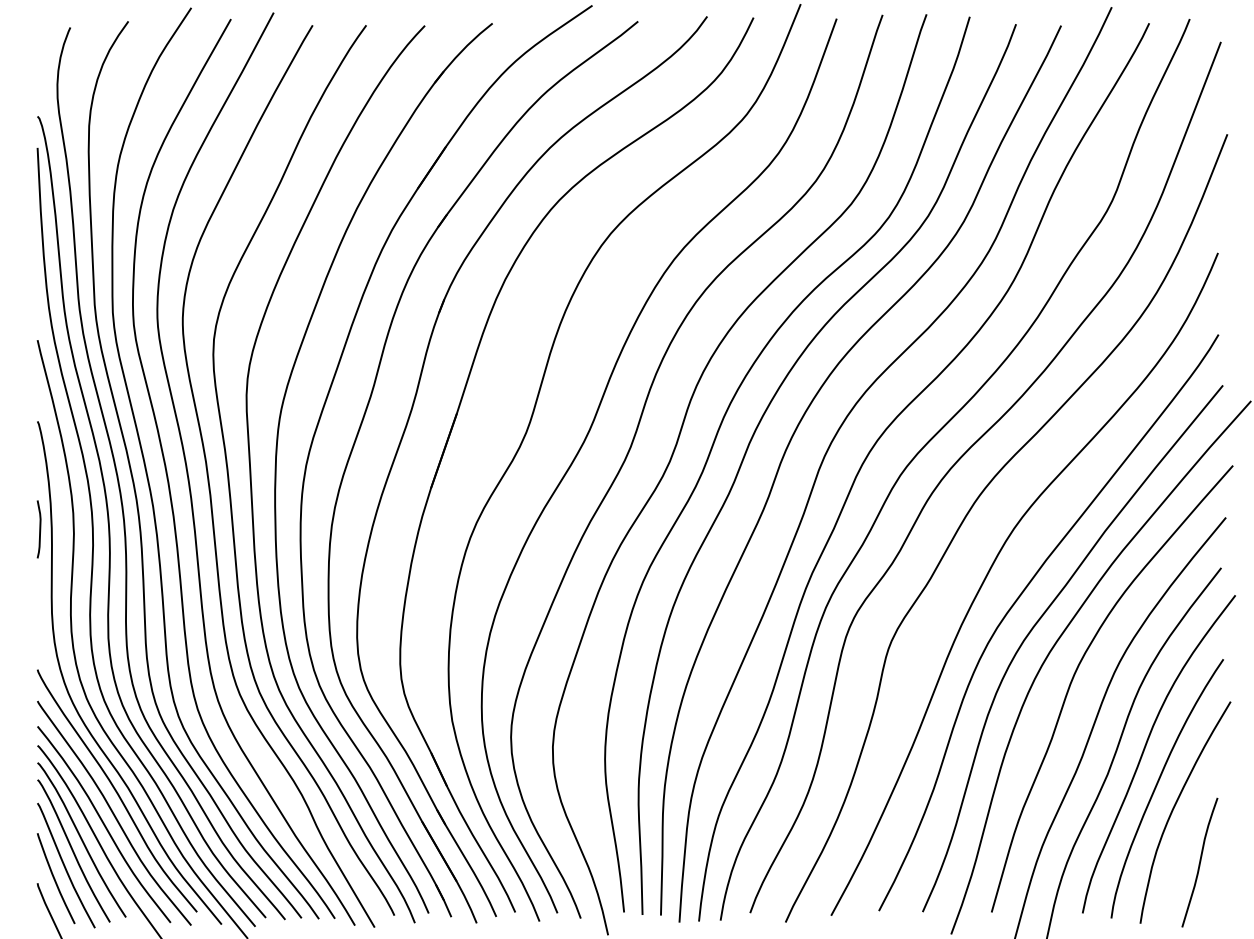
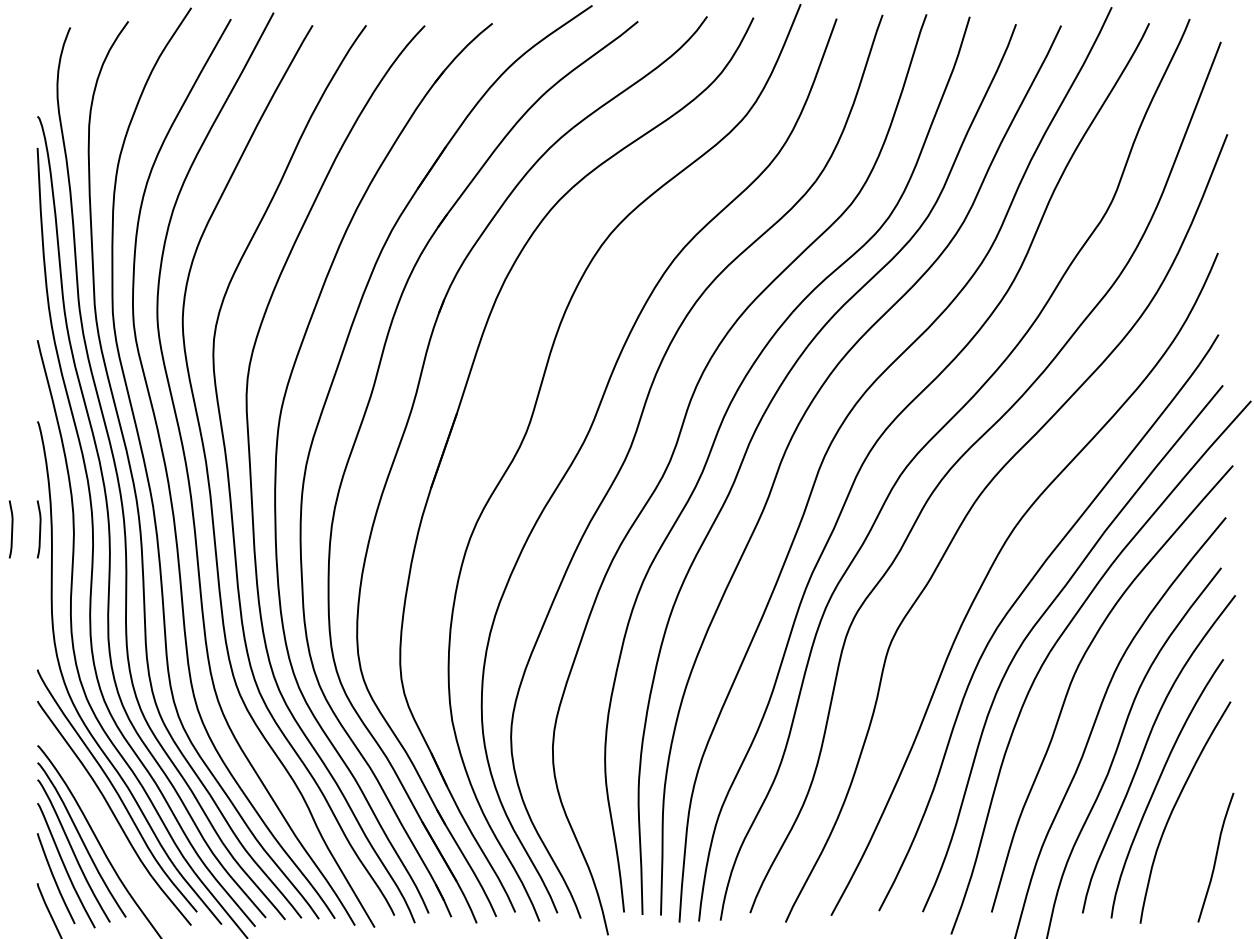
curve: none -> present (11, 529)
curve: present -> none (104, 824)
curve position: (1199, 862) -> (1215, 857) (1215, 857)
